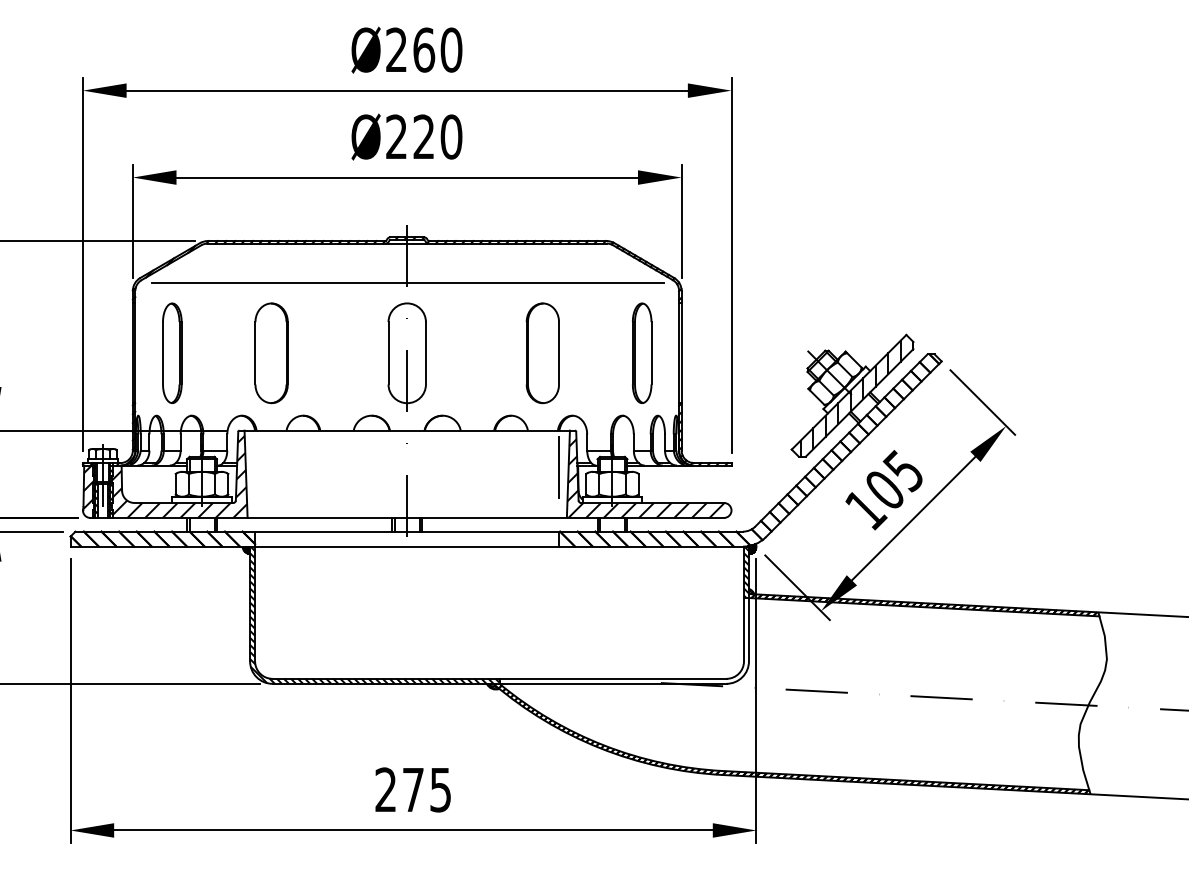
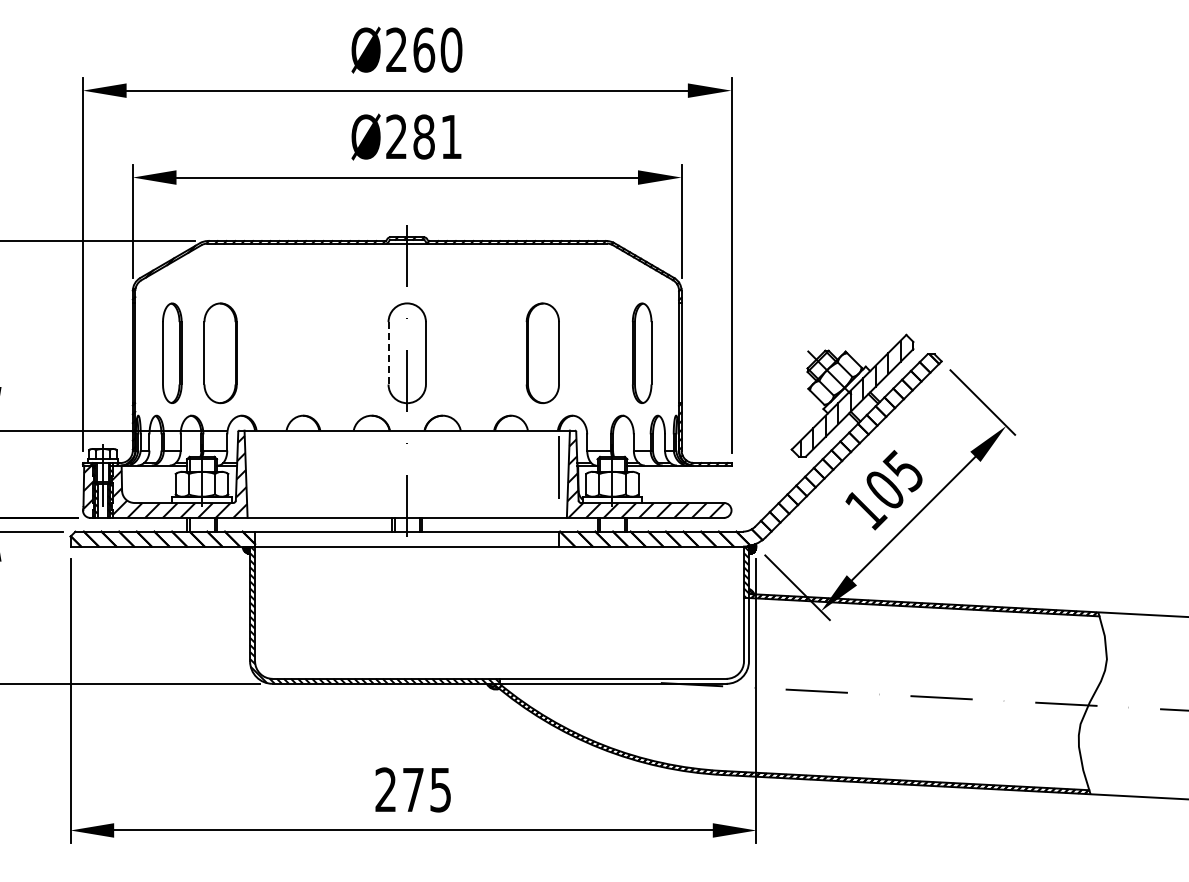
text: Ø220 -> Ø281 (437, 136)
line: present -> none (407, 283)
part position: (271, 353) -> (220, 353) (220, 353)
line: solid -> dashed (388, 353)
